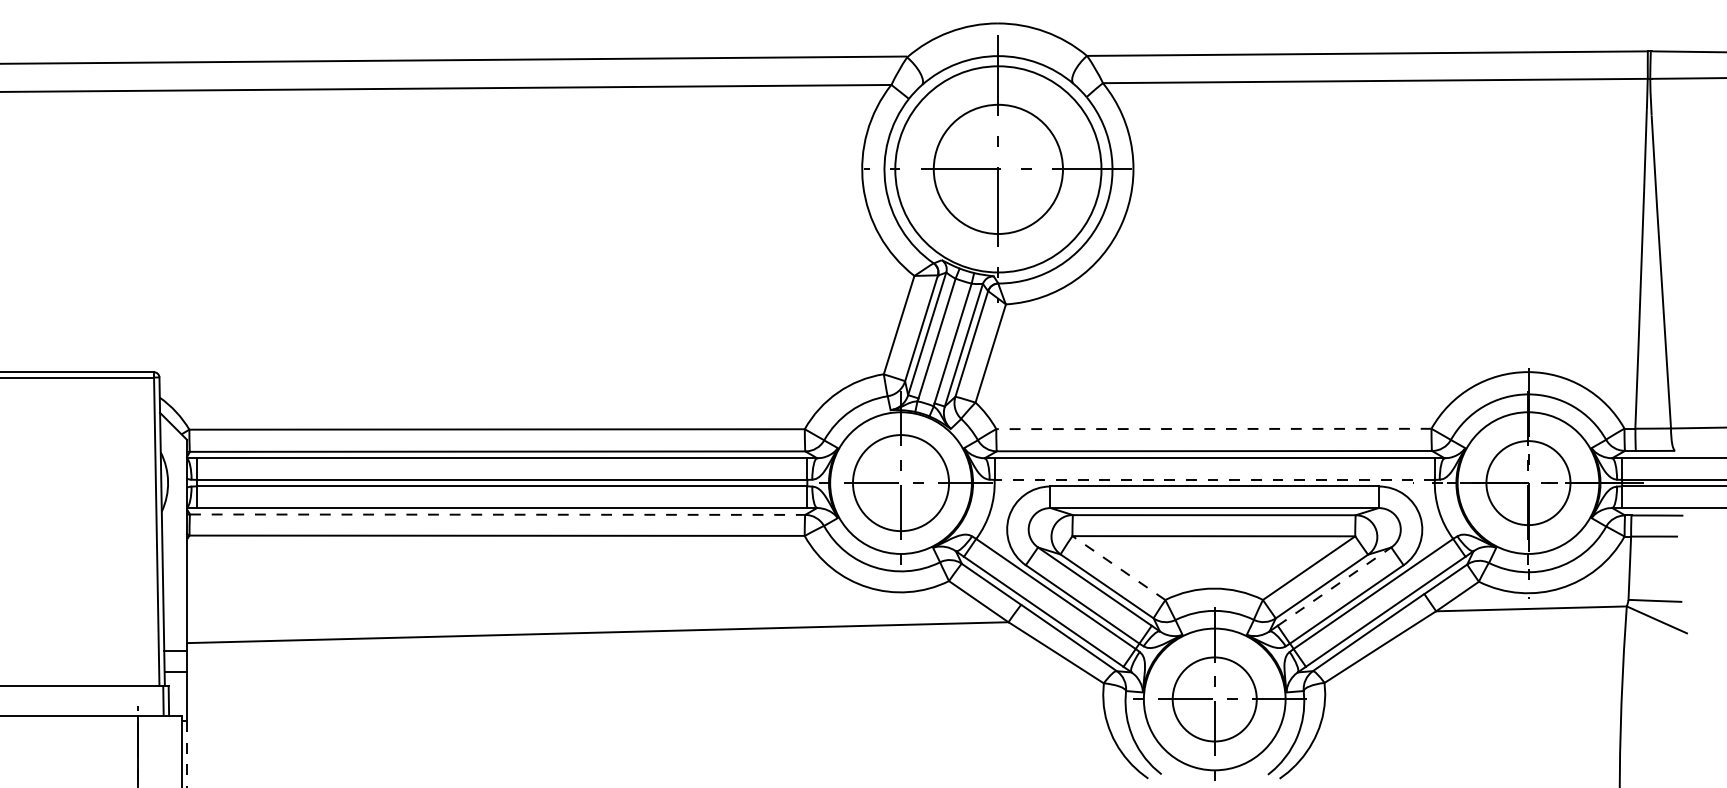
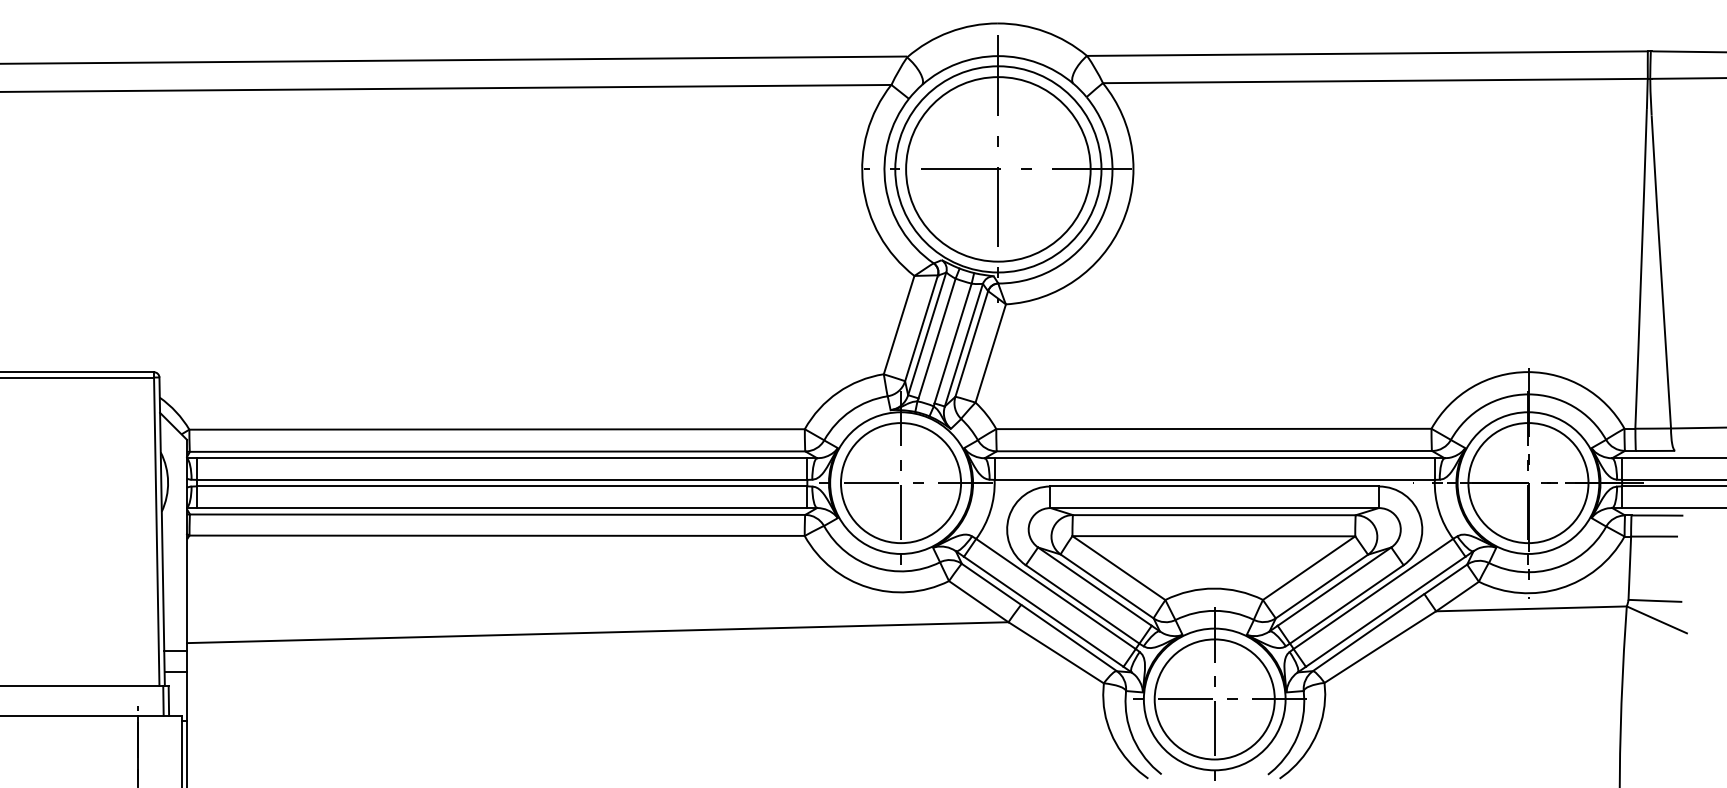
circle diameter: 129 px -> 185 px (998, 169)
line: dashed -> solid (1213, 428)
line: dashed -> solid (1214, 479)
circle diameter: 96 px -> 120 px (900, 483)
circle diameter: 84 px -> 120 px (1528, 483)
line: dashed -> solid (497, 514)
line: dashed -> solid (1118, 567)
line: dashed -> solid (1334, 586)
circle diameter: 84 px -> 120 px (1214, 699)
line: dashed -> solid (187, 754)
